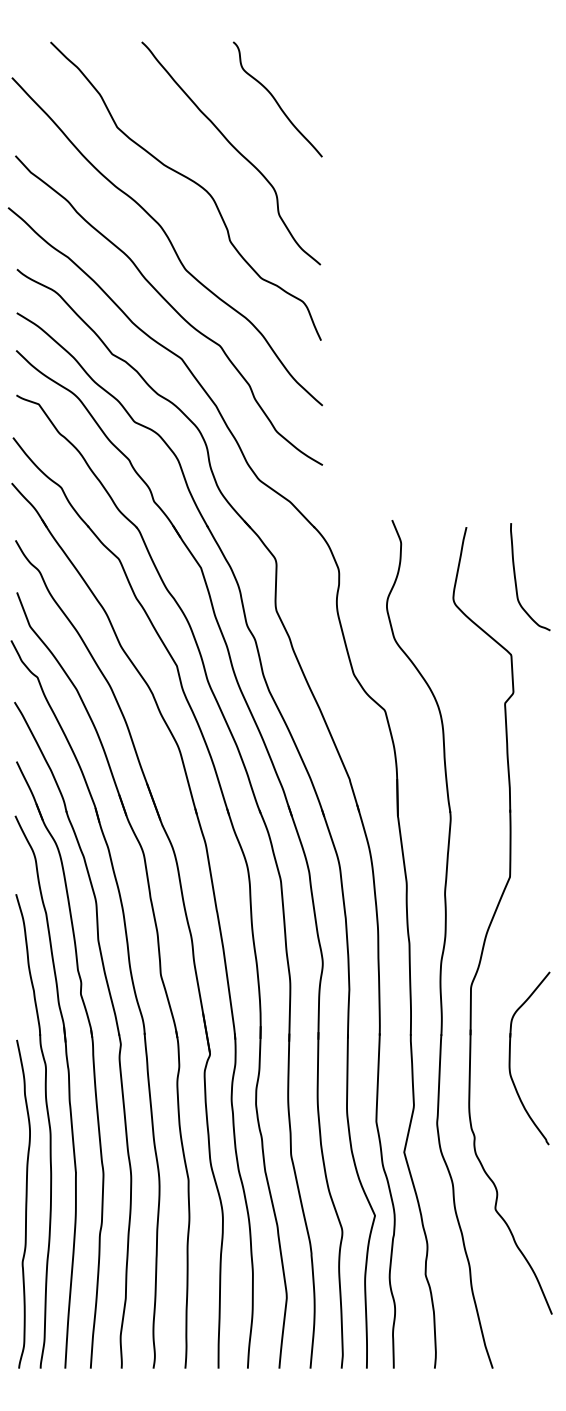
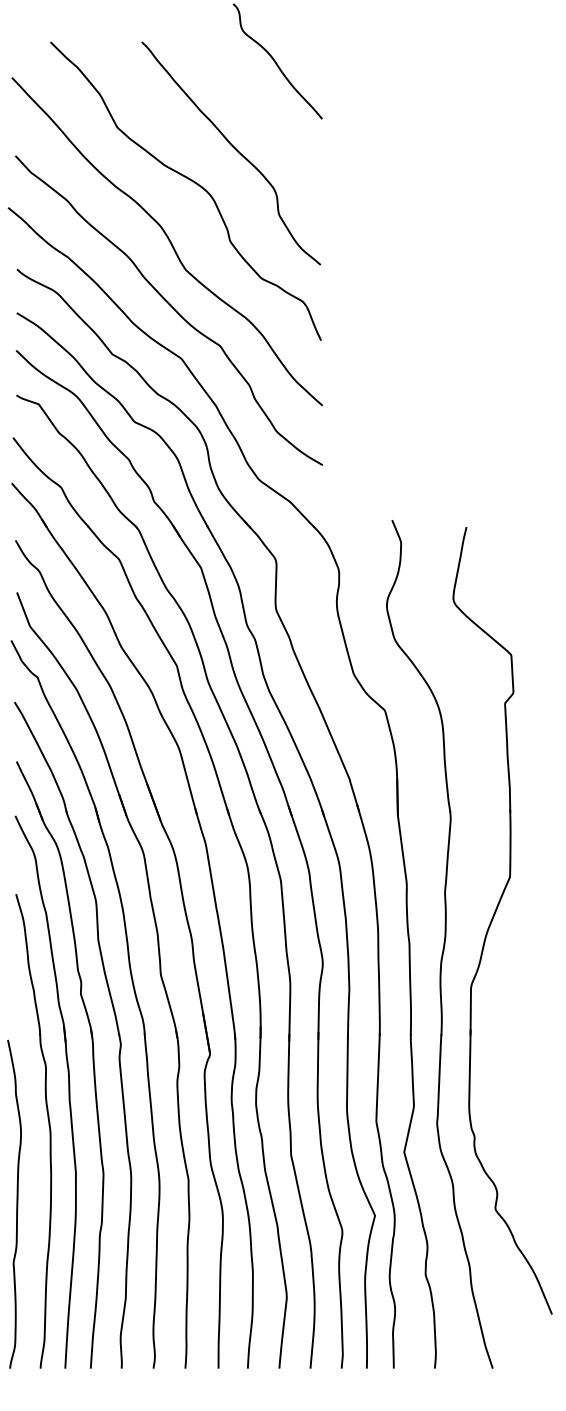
curve position: (276, 99) -> (276, 61) (276, 61)
curve: present -> none (516, 579)
part: present -> none (510, 1058)
curve position: (25, 1203) -> (16, 1203) (16, 1203)
